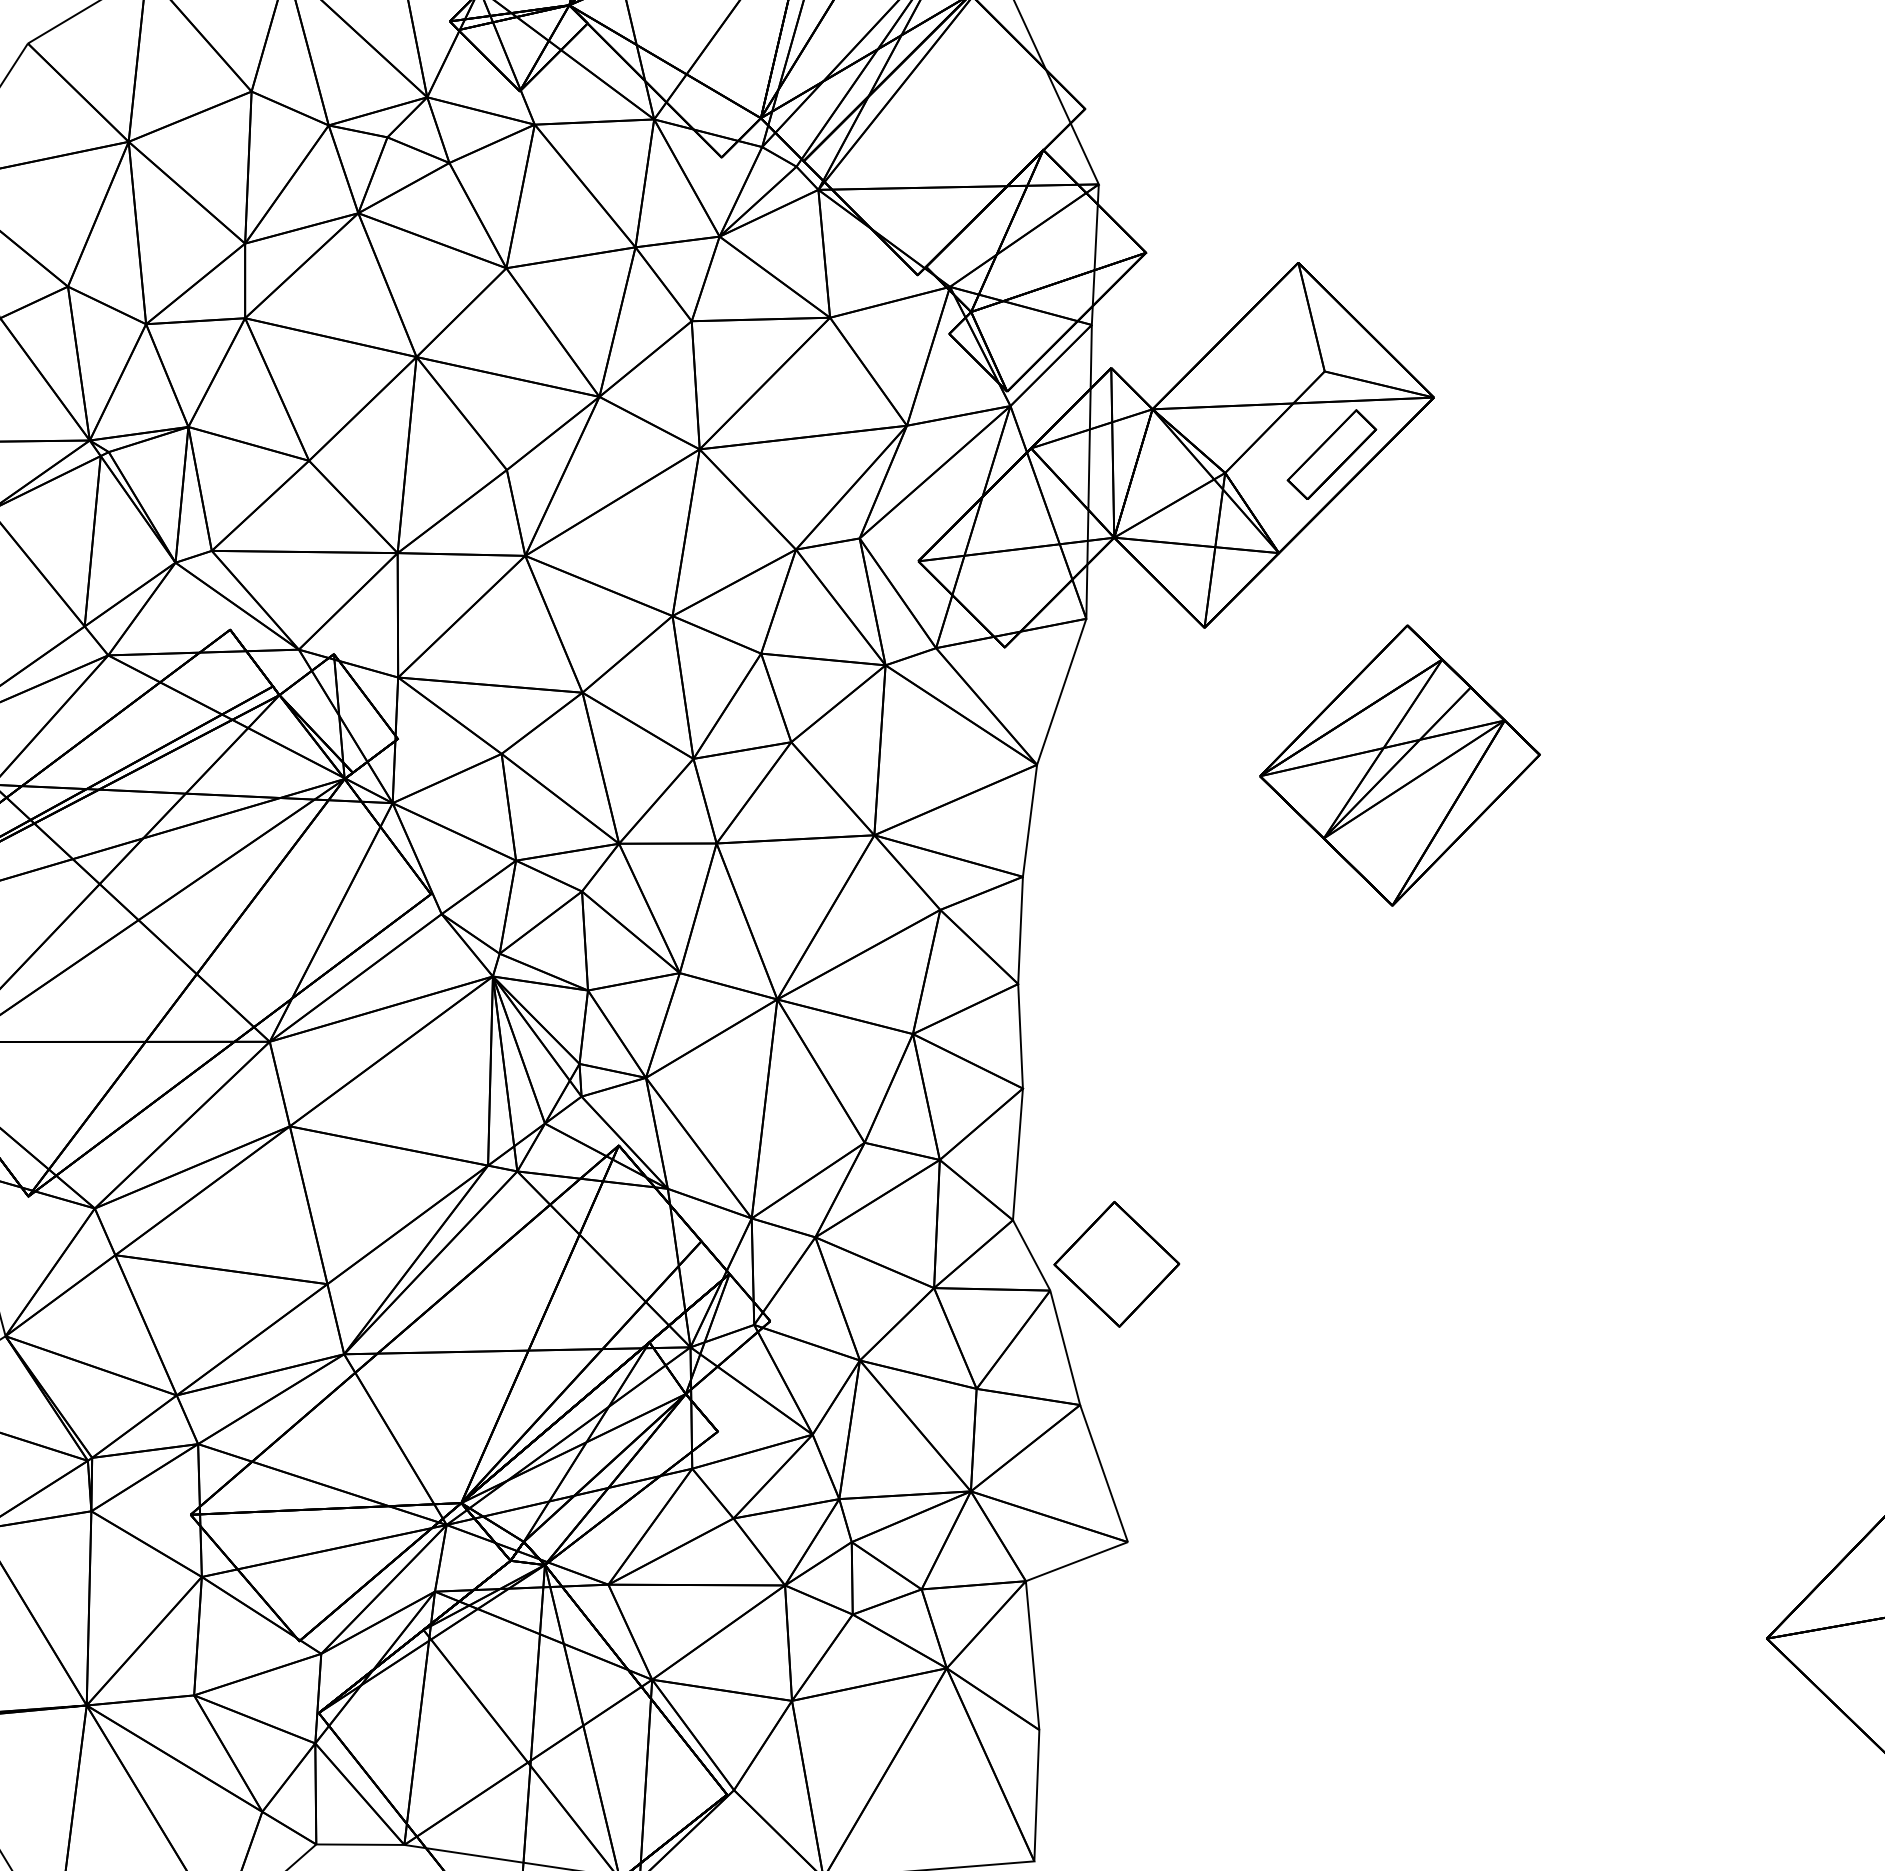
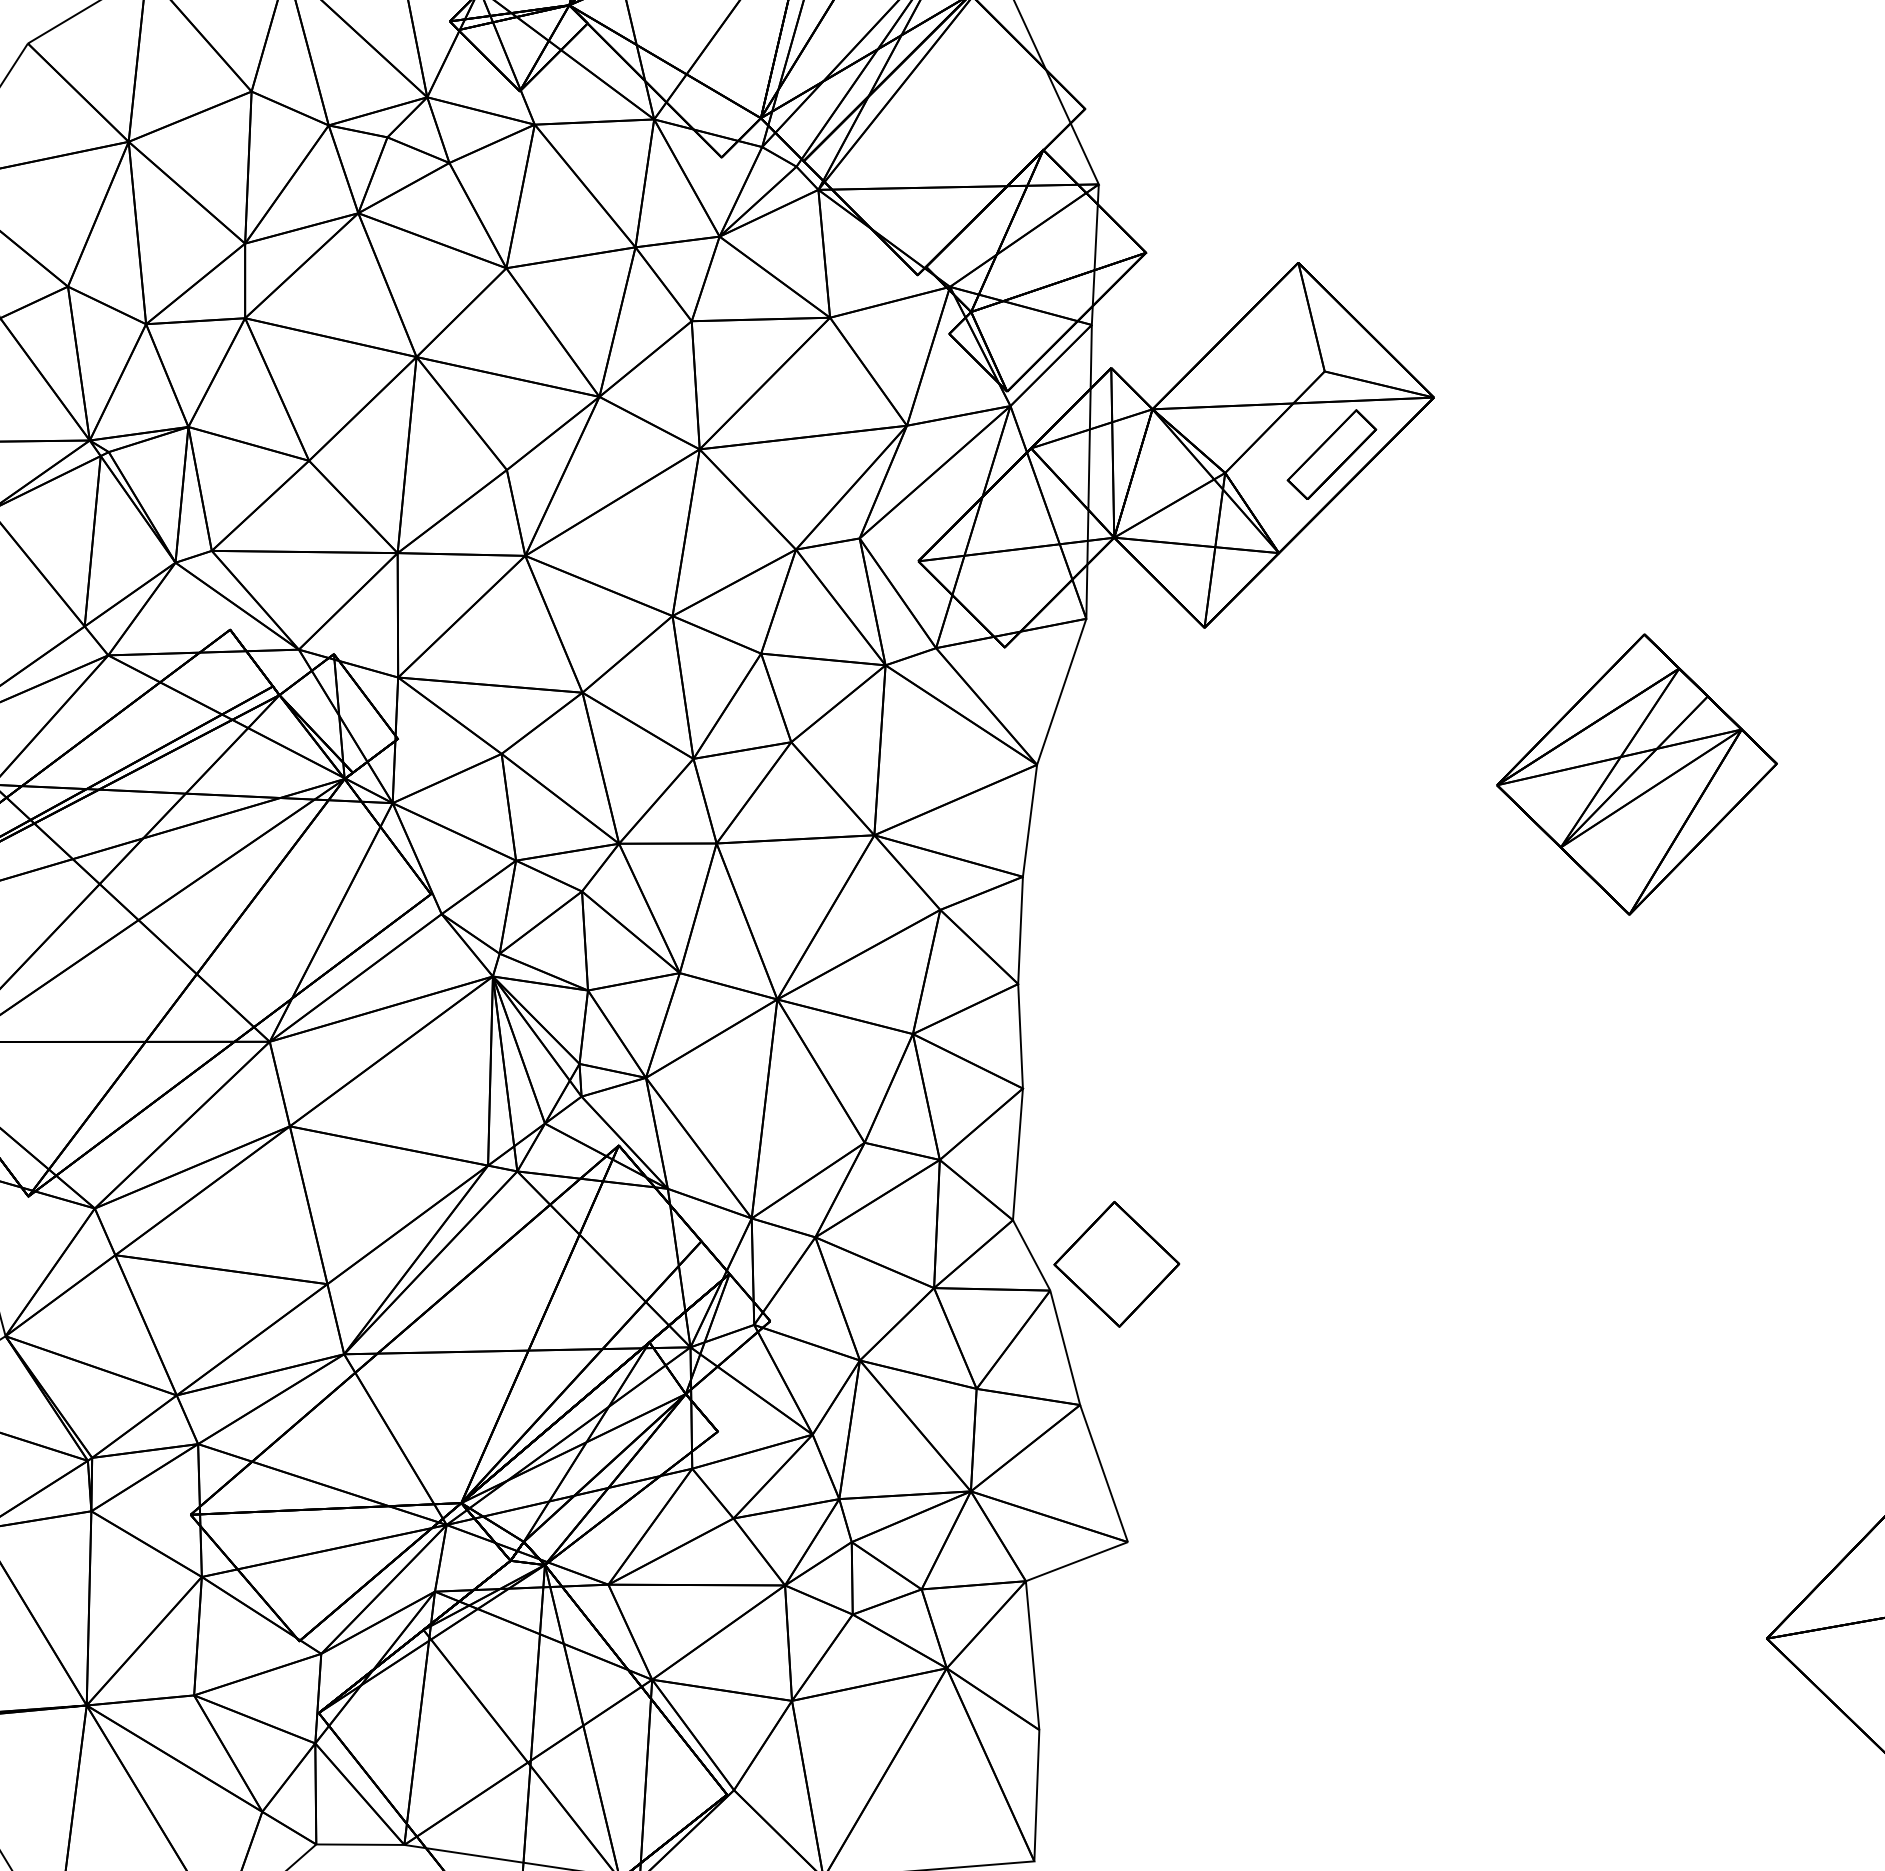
part position: (1399, 765) -> (1636, 774) (1636, 774)
